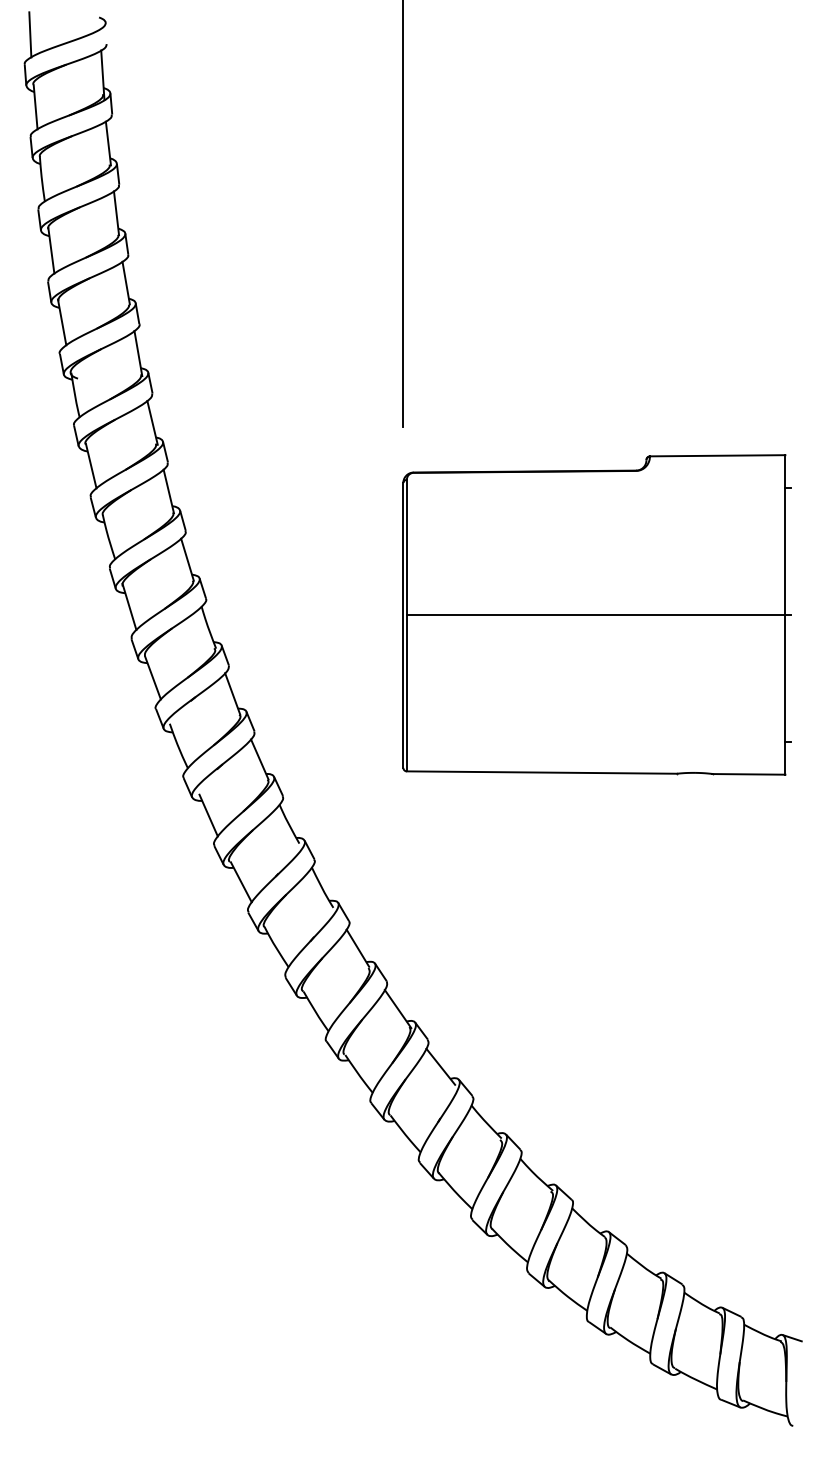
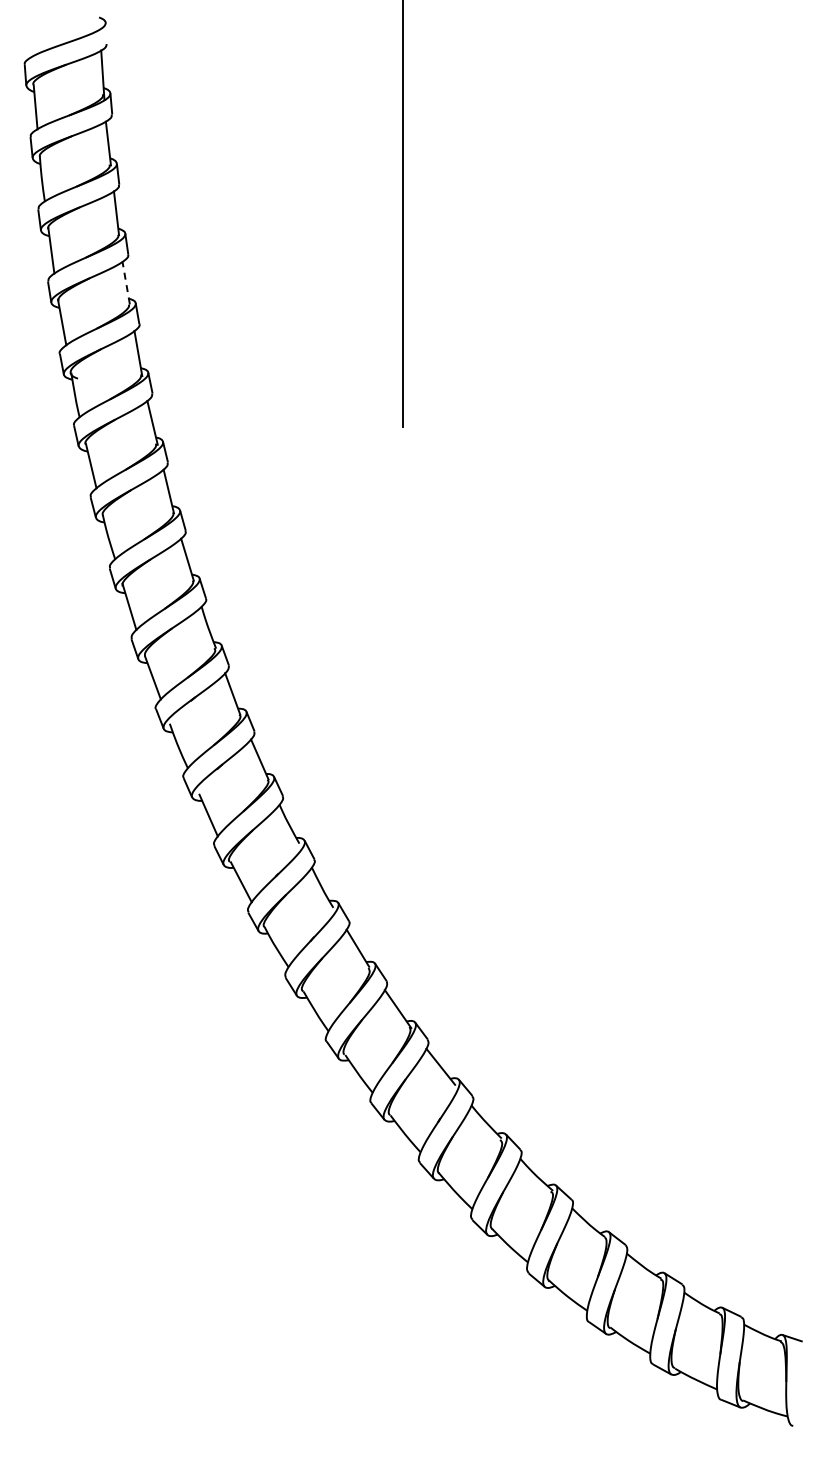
line: present -> none (30, 34)
line: solid -> dashed (126, 283)
part: present -> none (596, 614)
